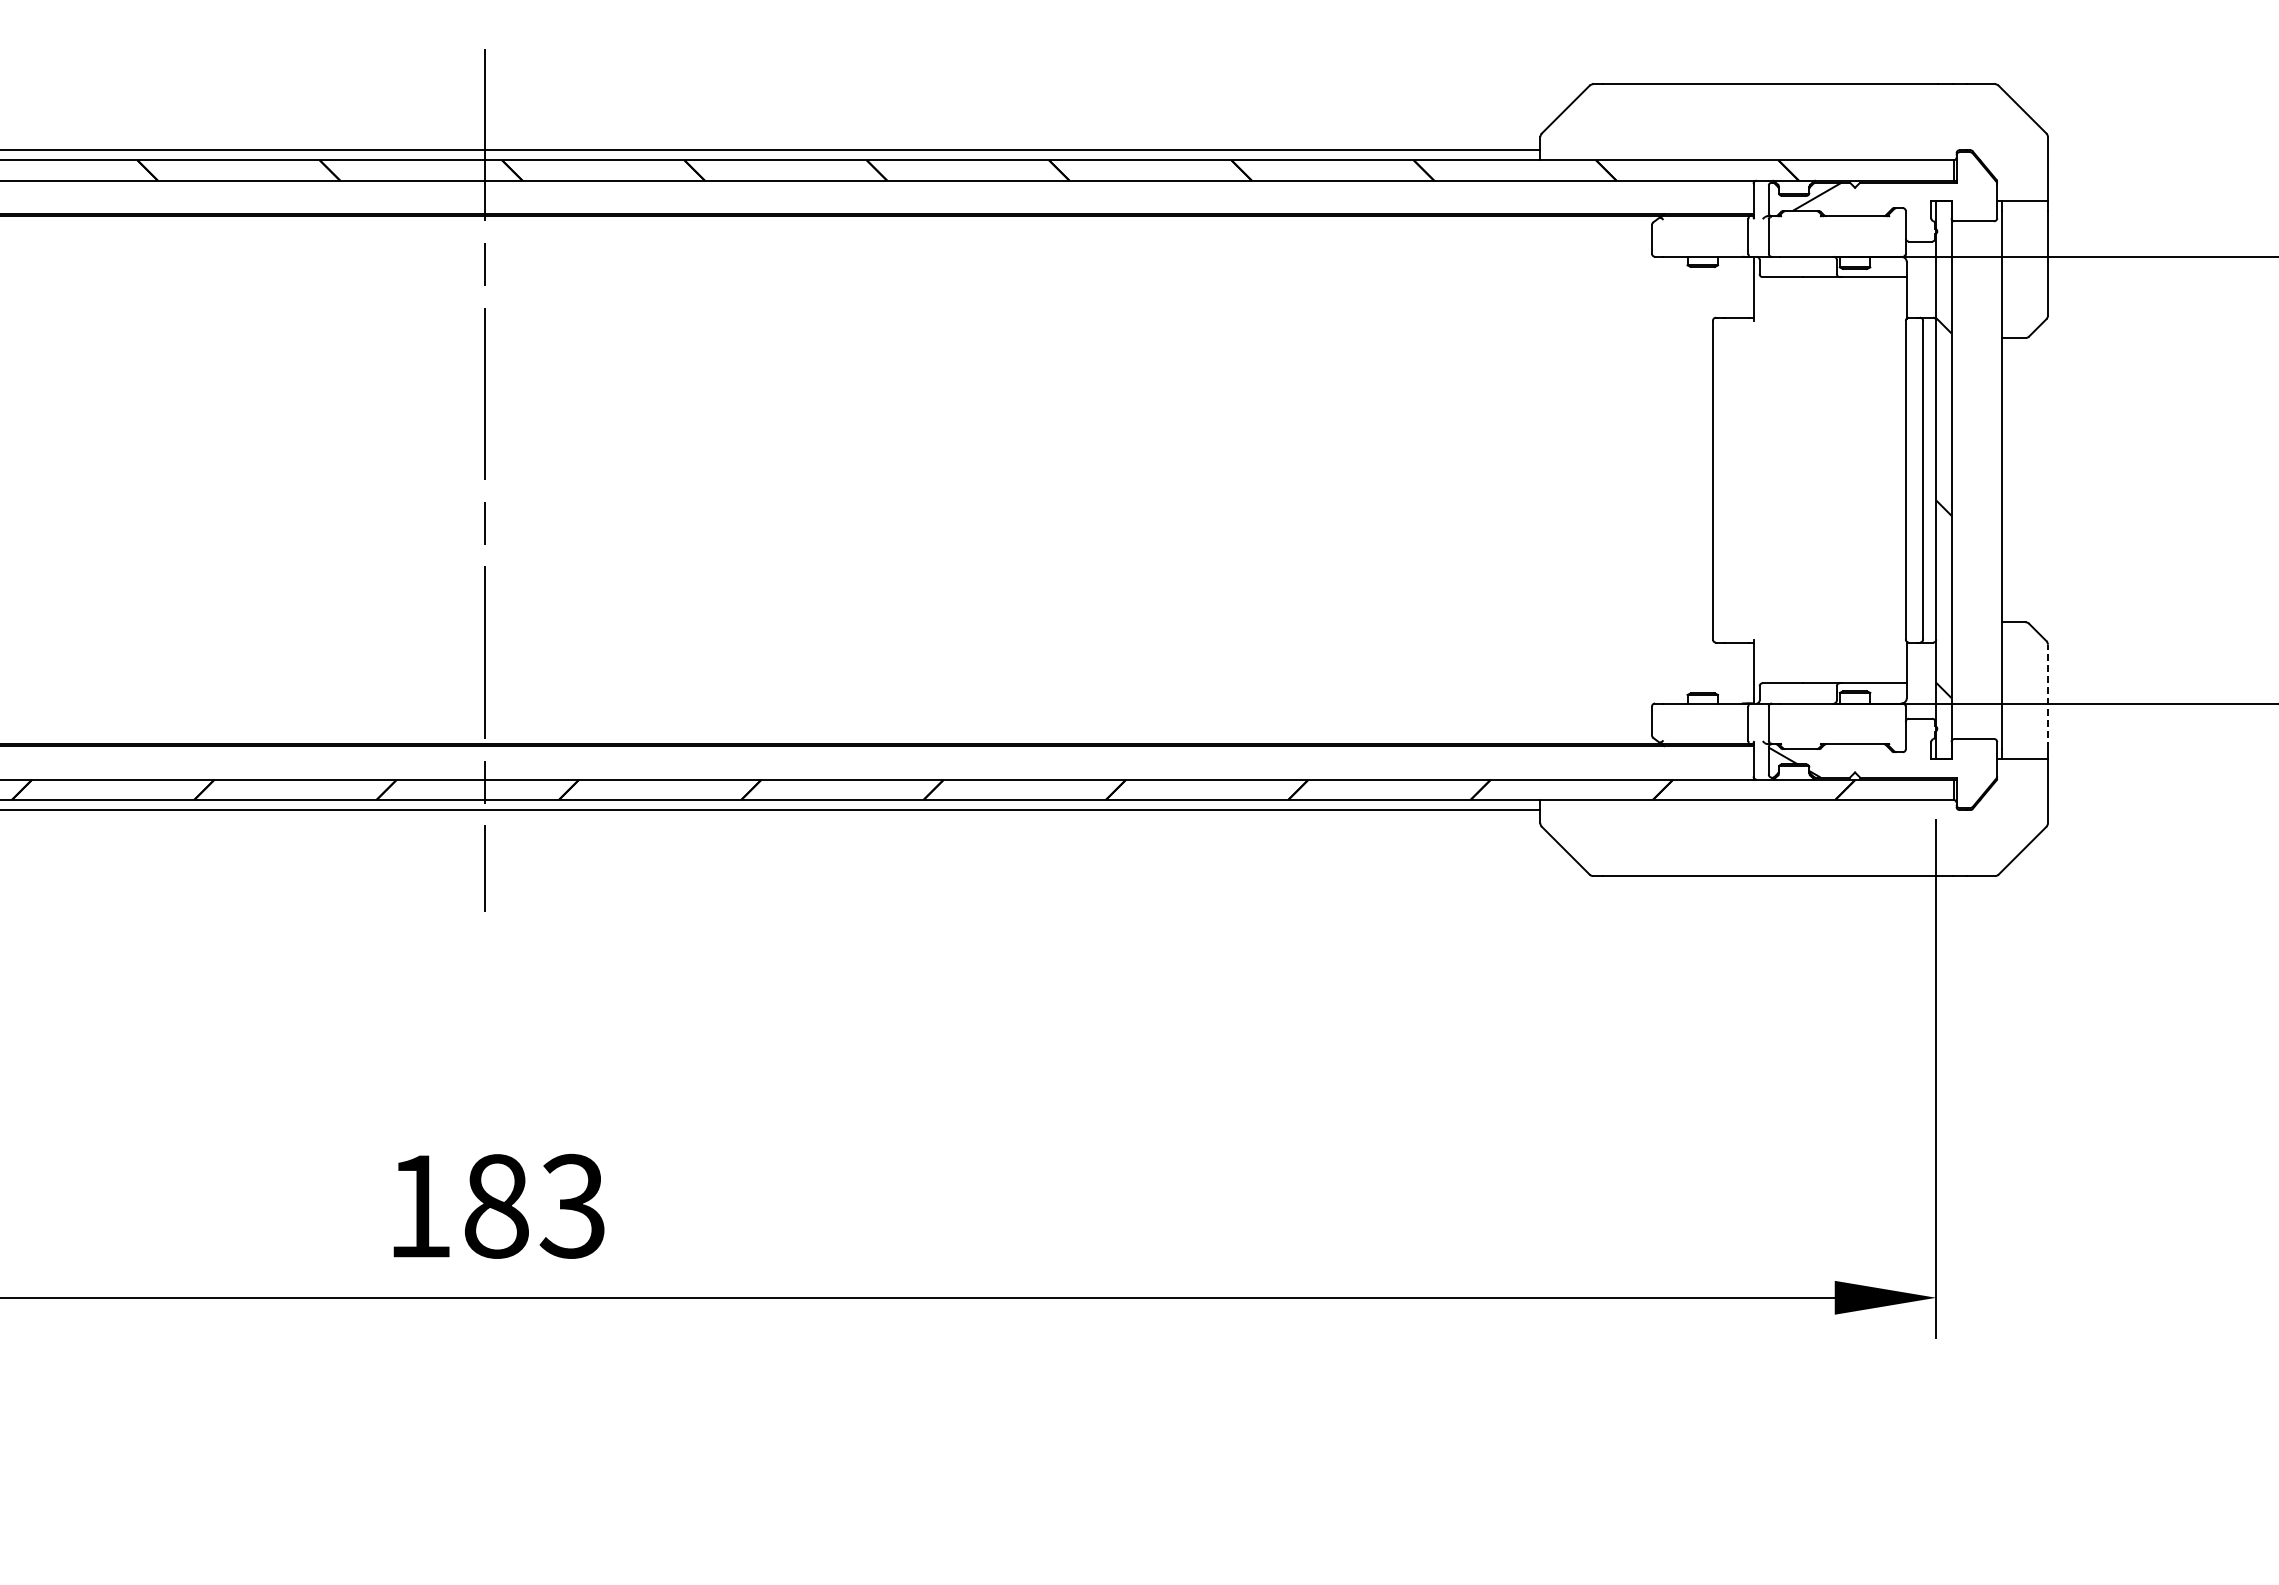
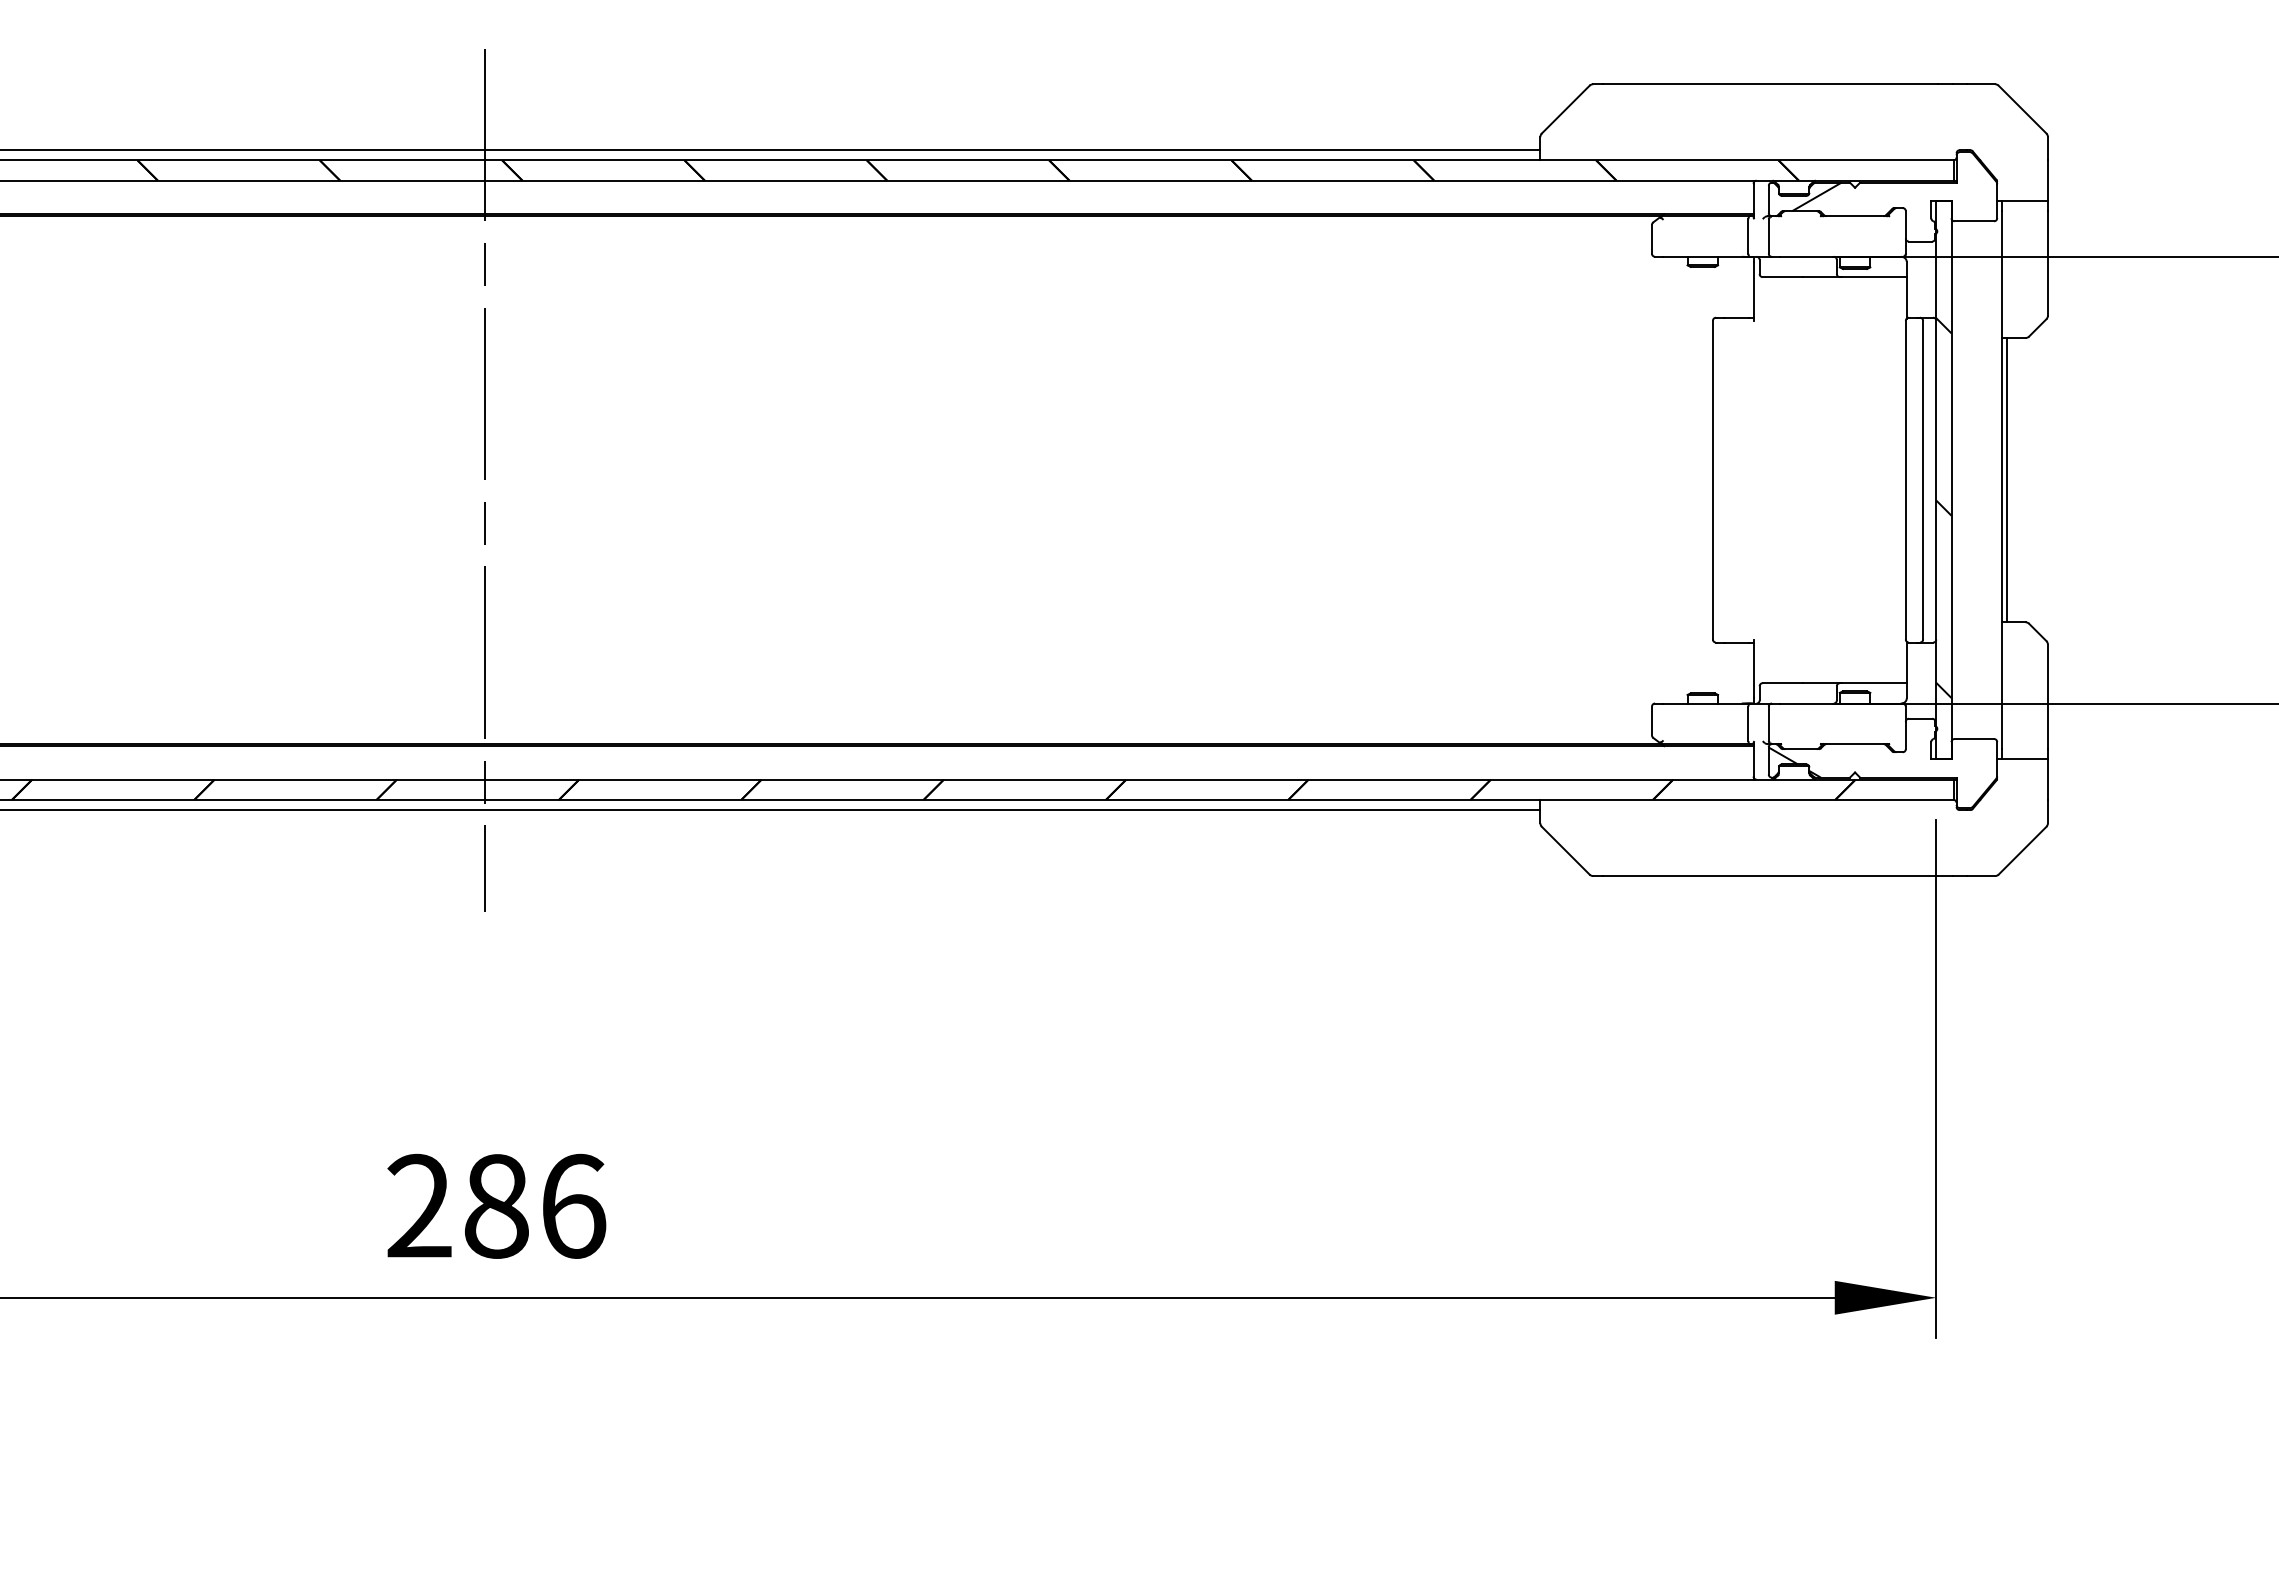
line: none -> present (2007, 480)
line: dashed -> solid (2047, 696)
text: 183 -> 286 (496, 1205)
